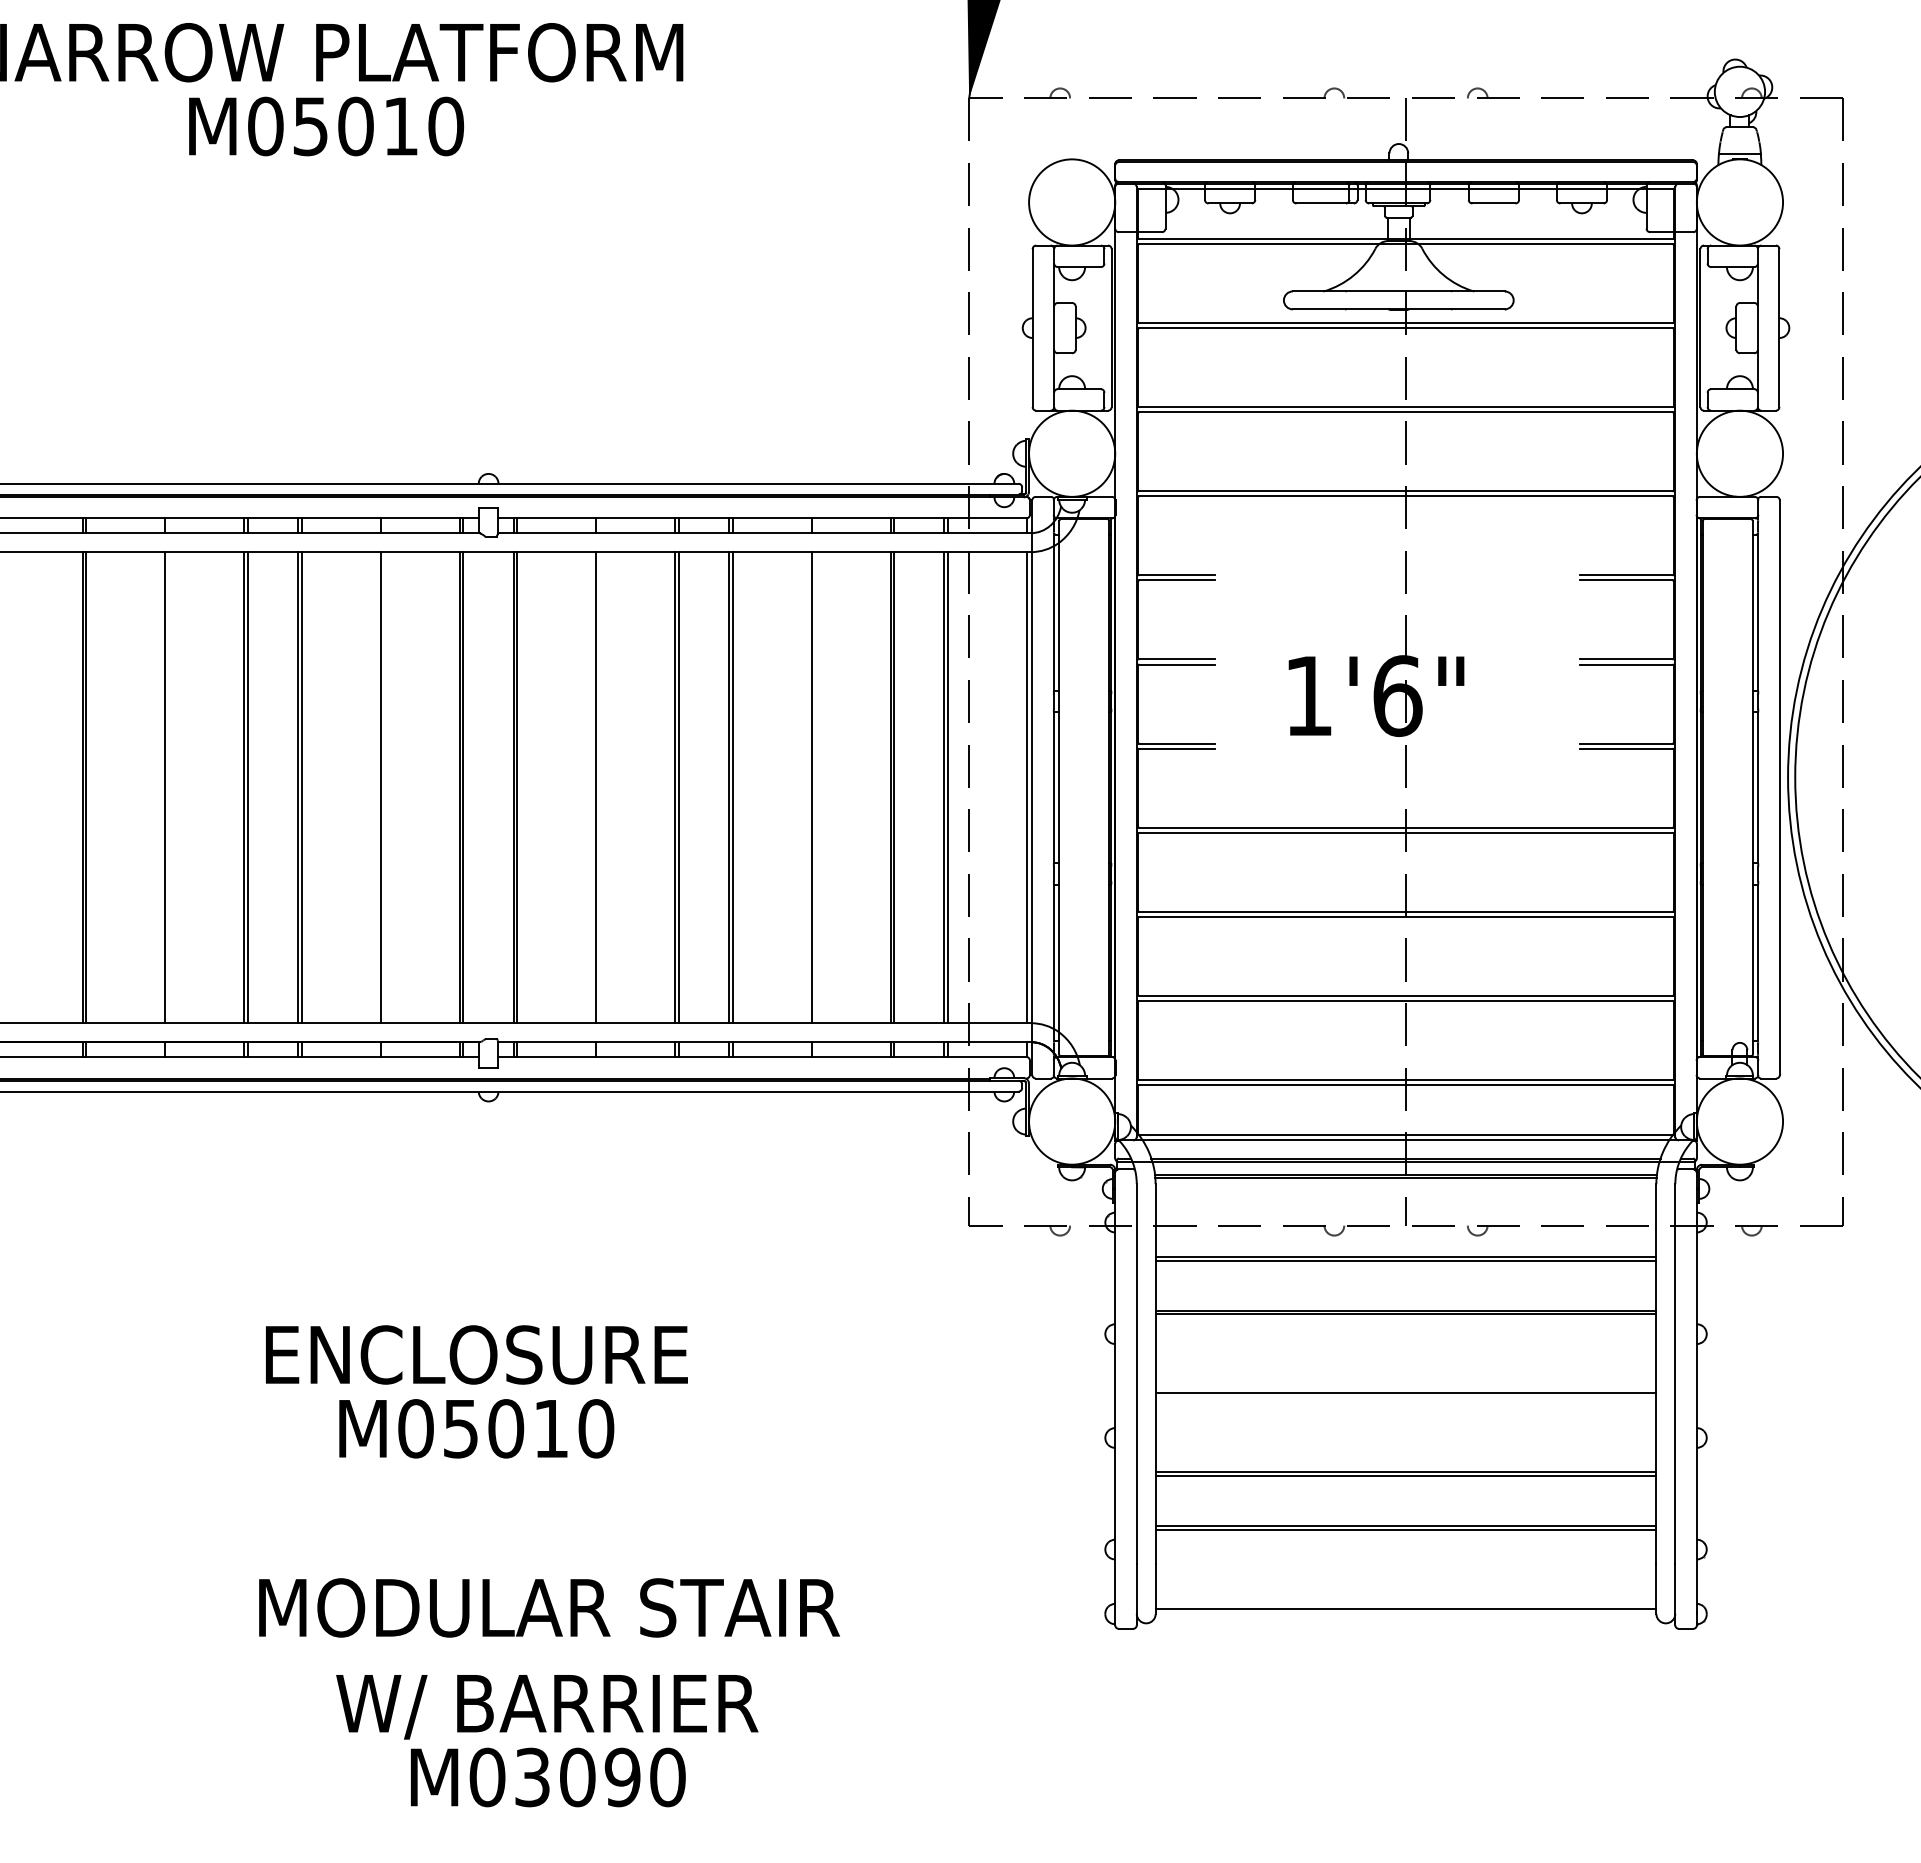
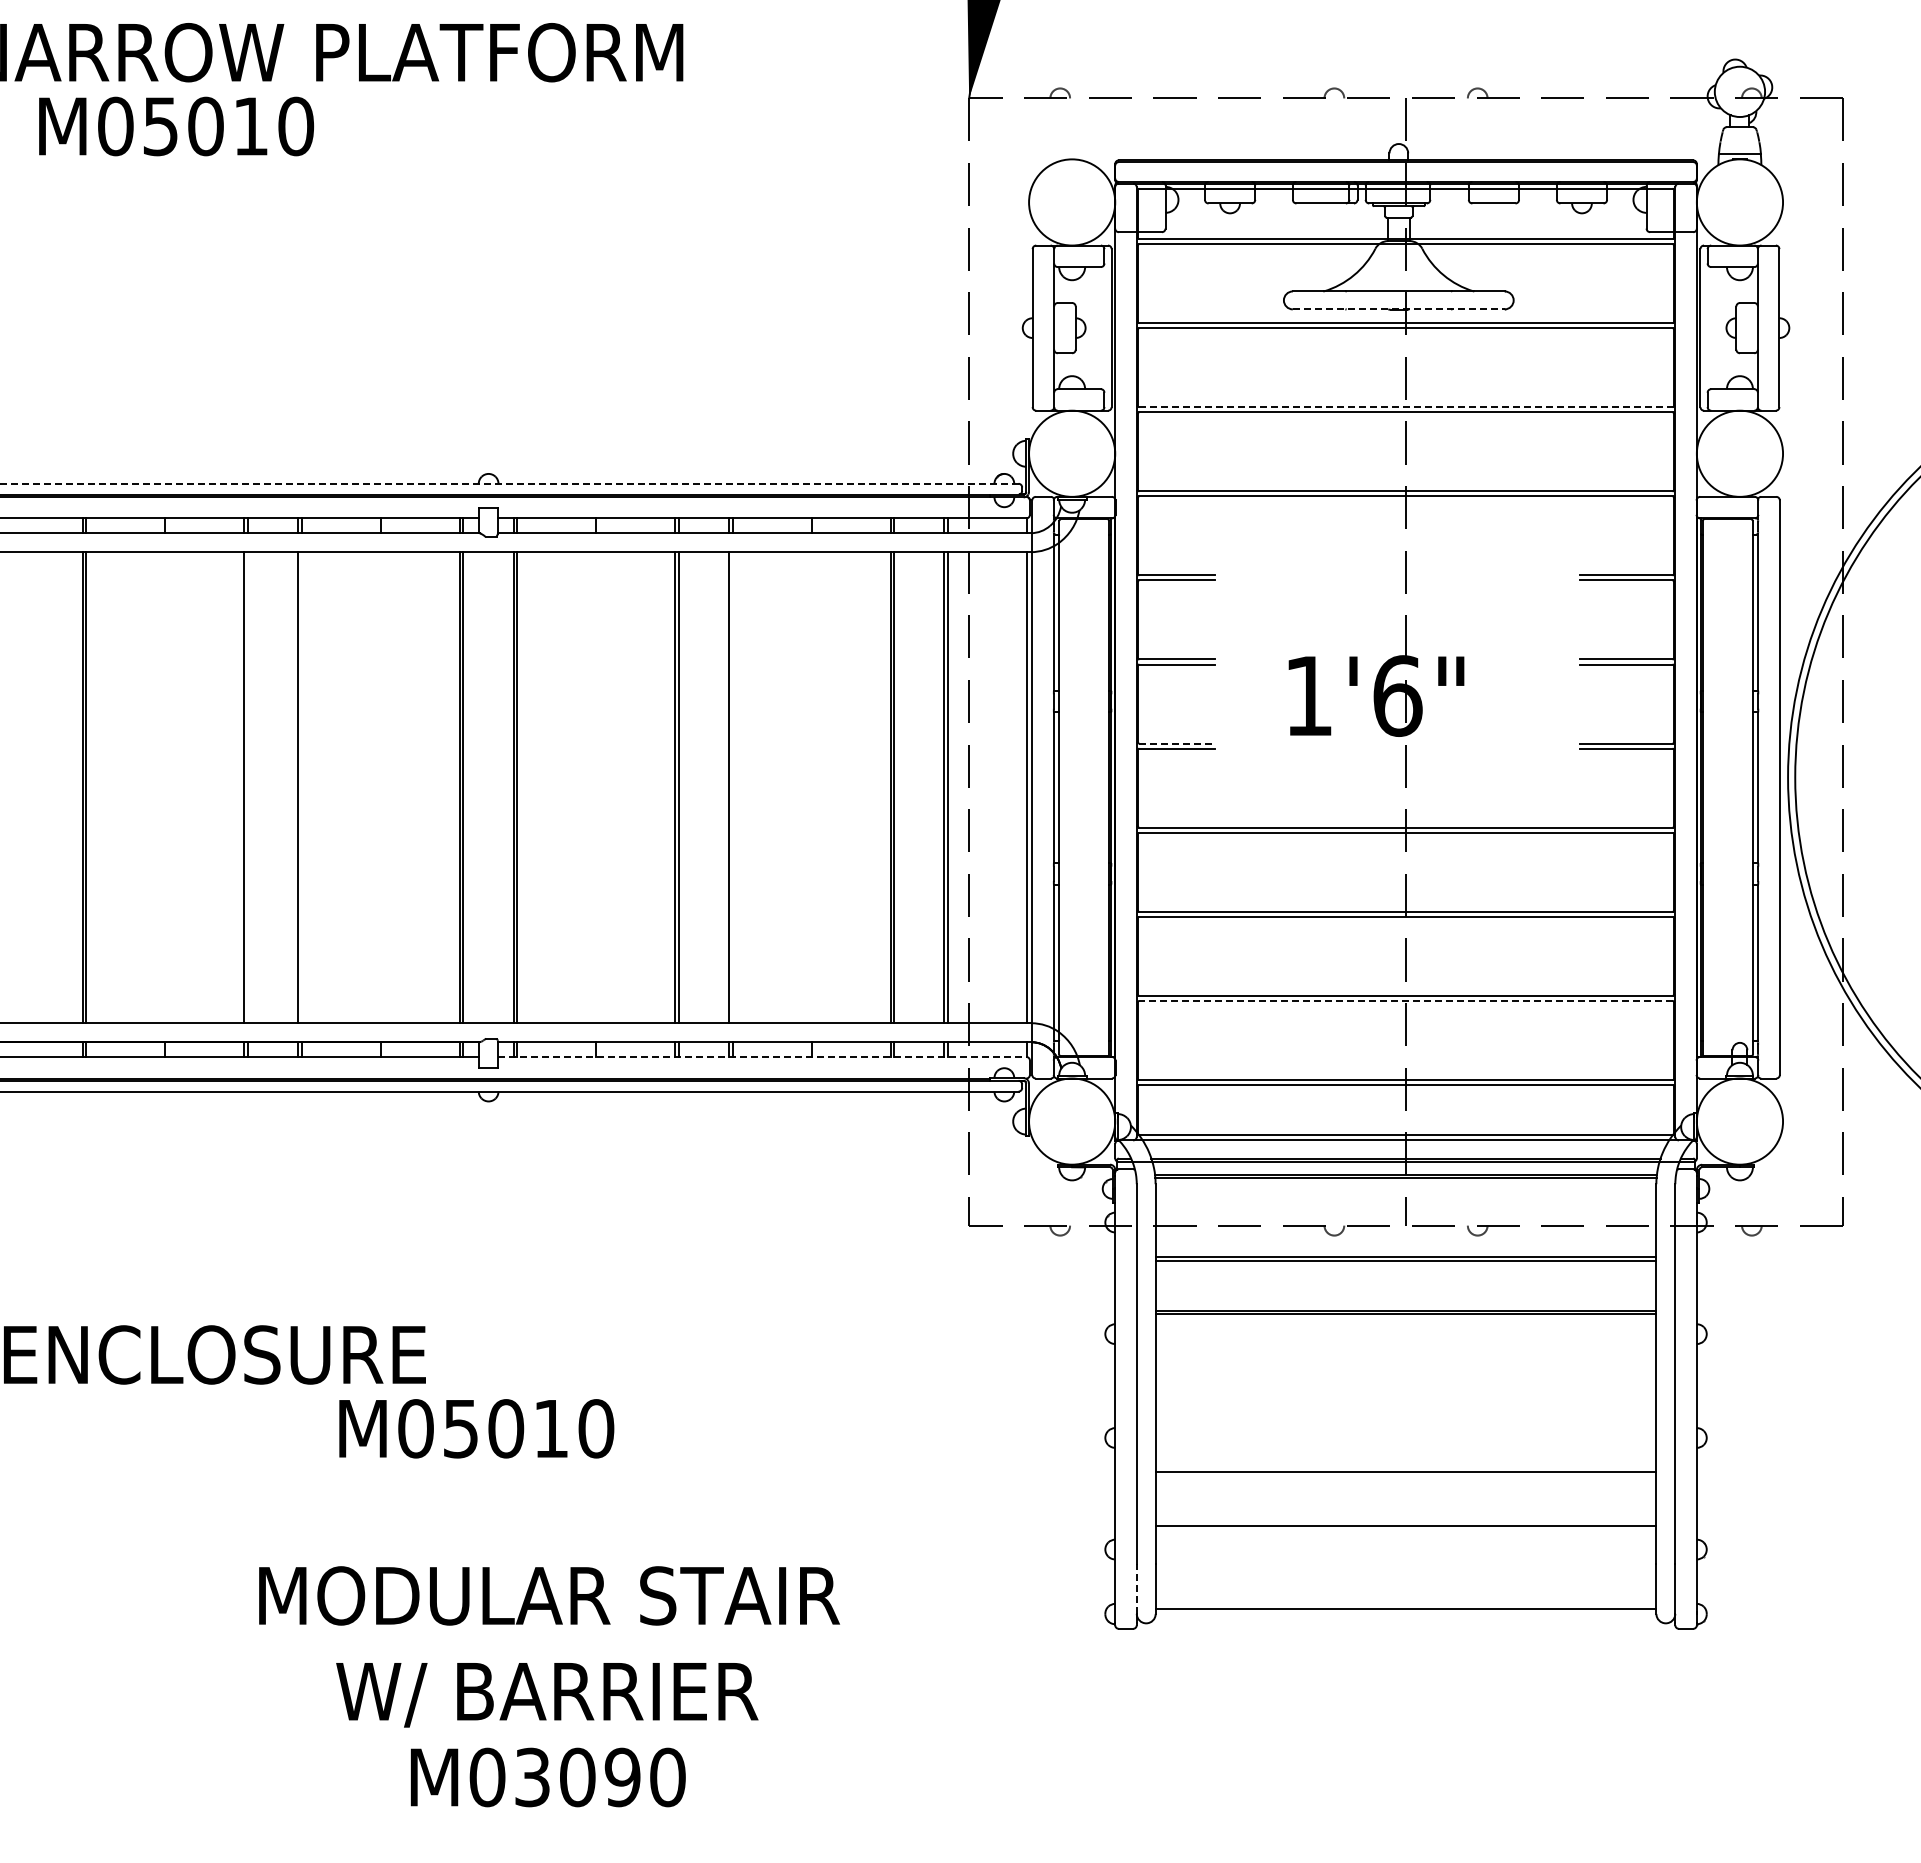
text position: (326, 126) -> (176, 126) (176, 126)
line: solid -> dashed (1398, 309)
line: solid -> dashed (1405, 407)
line: solid -> dashed (509, 483)
line: solid -> dashed (1177, 743)
line: present -> none (165, 787)
line: present -> none (247, 787)
line: present -> none (301, 787)
line: present -> none (380, 787)
line: present -> none (596, 787)
line: present -> none (732, 787)
line: present -> none (811, 787)
line: solid -> dashed (1405, 1000)
line: solid -> dashed (763, 1056)
text position: (476, 1354) -> (214, 1354) (214, 1354)
line: present -> none (1405, 1393)
line: present -> none (1405, 1476)
line: present -> none (1405, 1529)
line: solid -> dashed (1136, 1588)
text position: (549, 1658) -> (549, 1646) (549, 1646)
